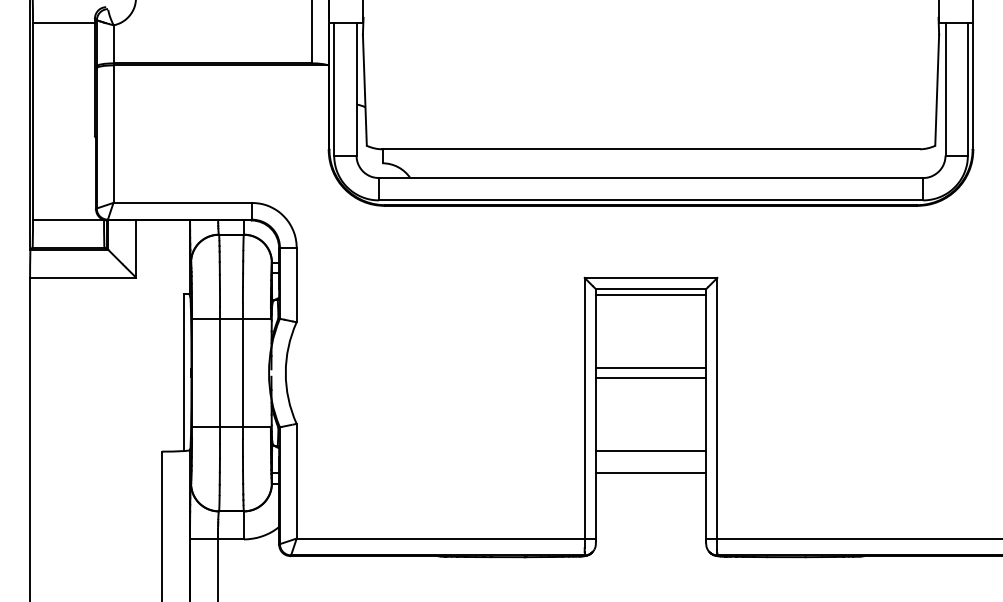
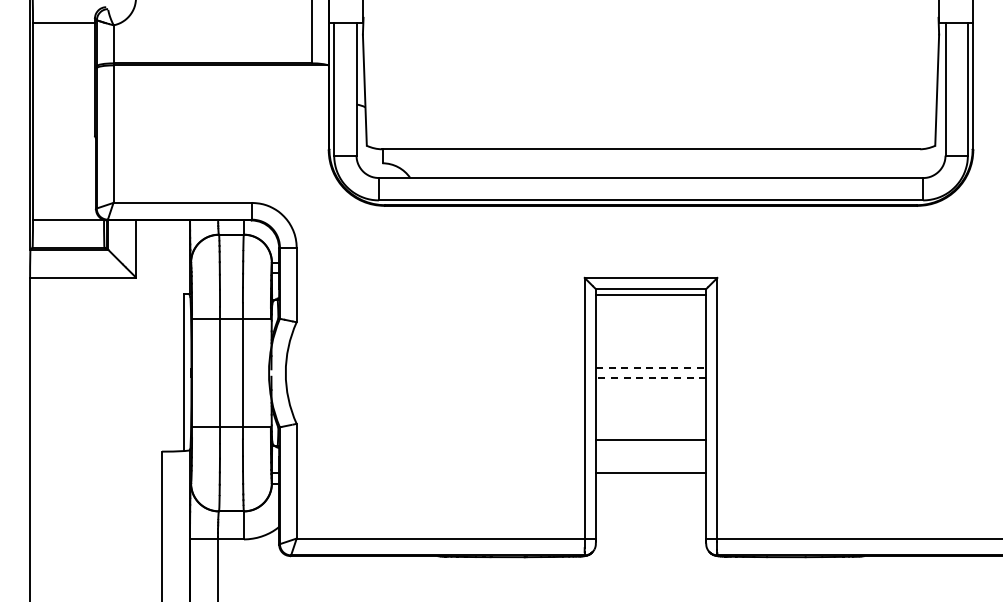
line: solid -> dashed (651, 367)
line: solid -> dashed (650, 378)
line position: (650, 450) -> (650, 439) (650, 439)
